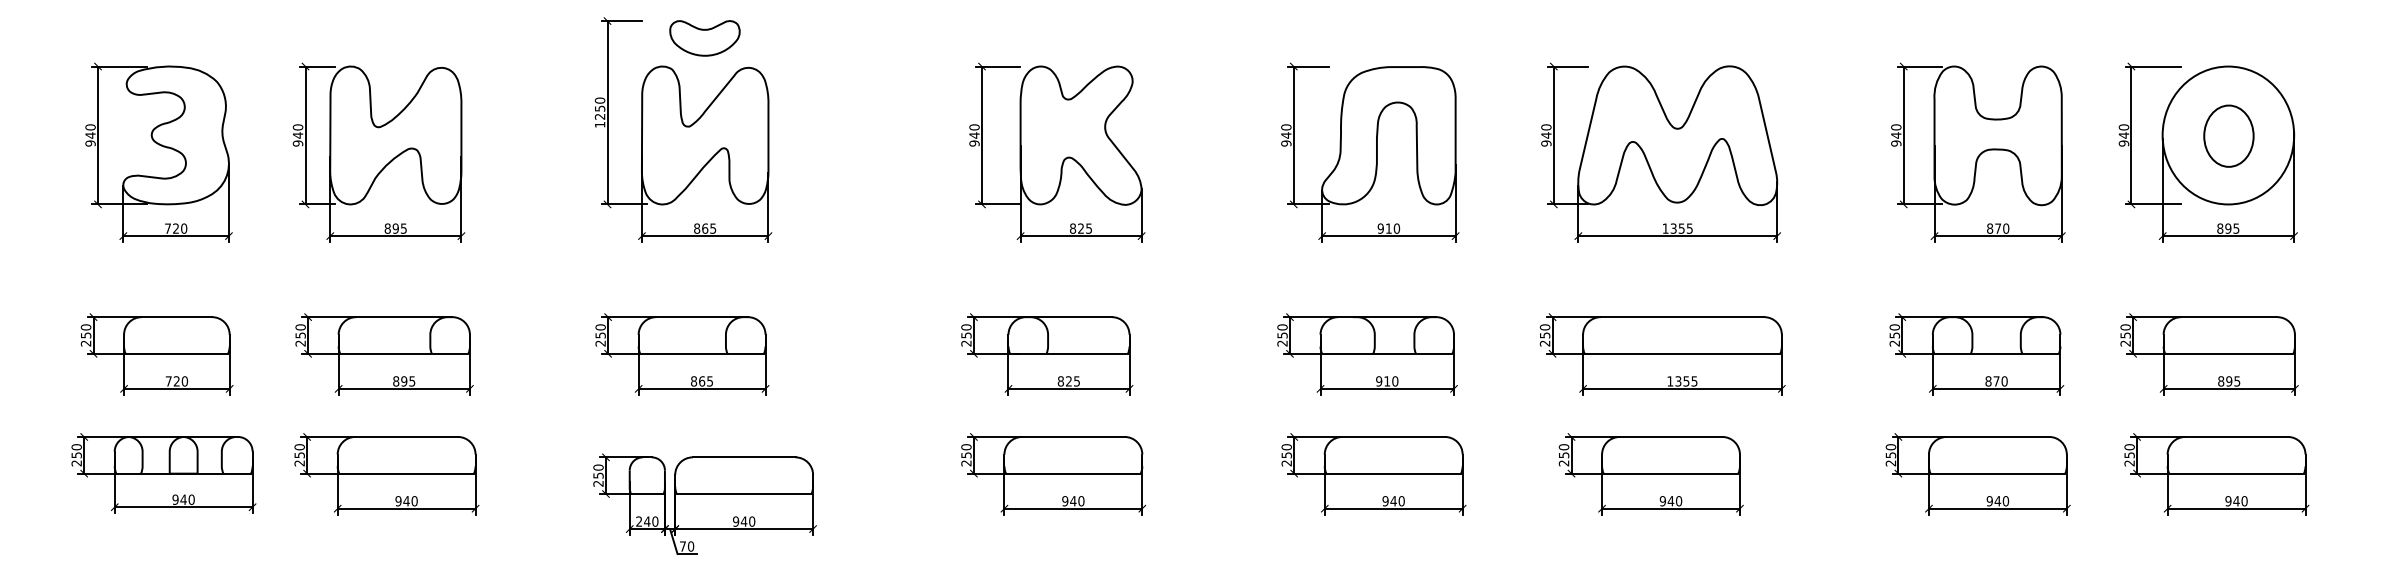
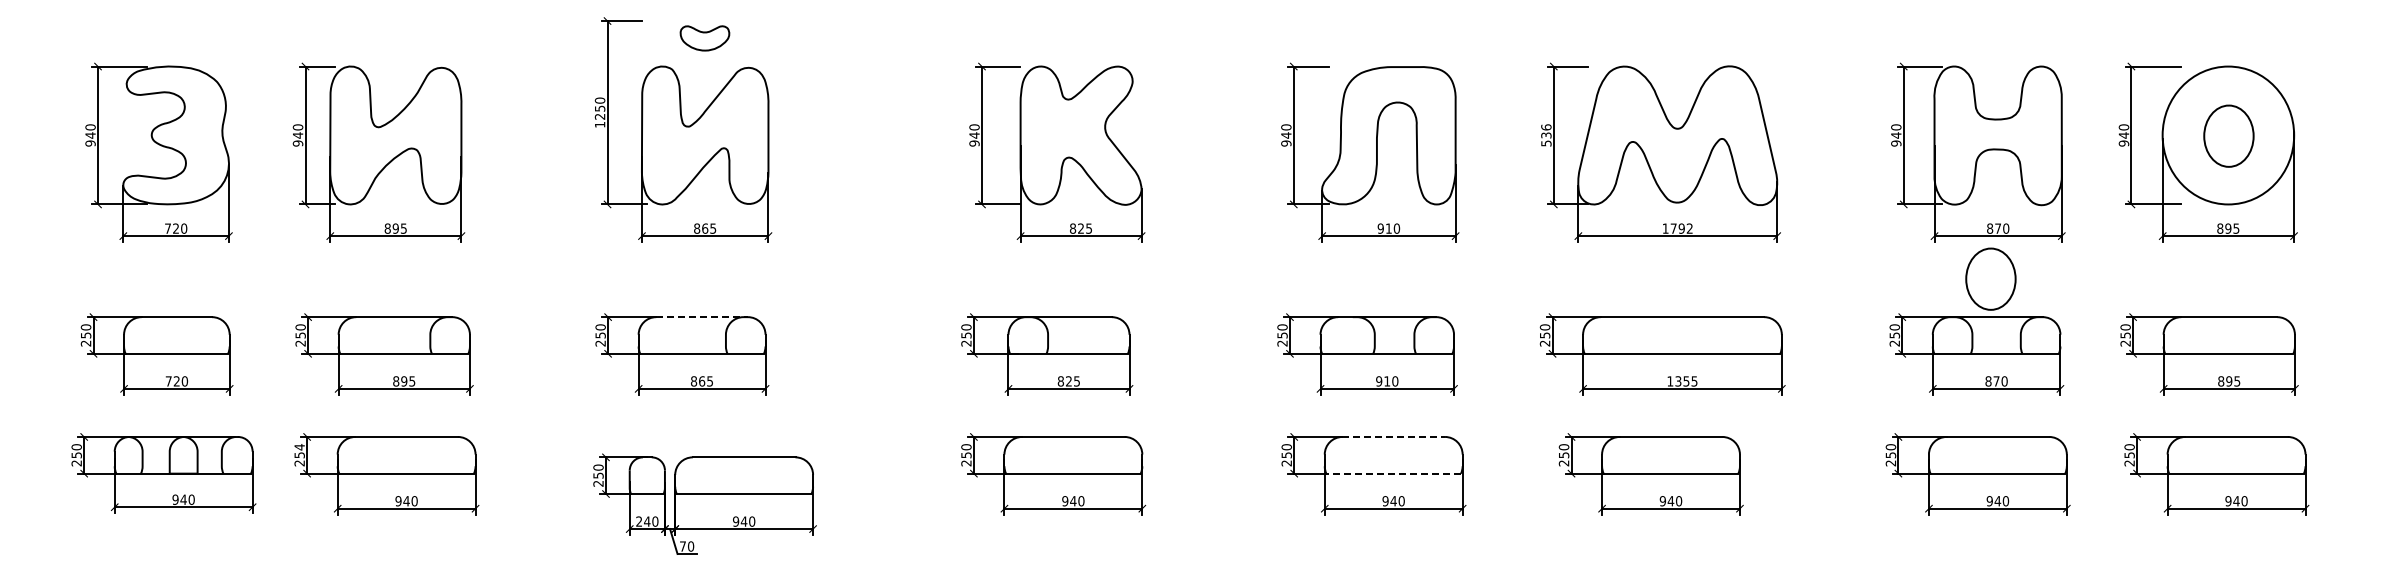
part size: 72x37 px -> 52x27 px (704, 38)
text: 940 -> 536 (1546, 135)
text: 1355 -> 1792 (1681, 228)
part: none -> present (1990, 278)
line: solid -> dashed (702, 317)
line: solid -> dashed (1394, 436)
text: 250 -> 254 (299, 447)
line: solid -> dashed (1393, 473)
